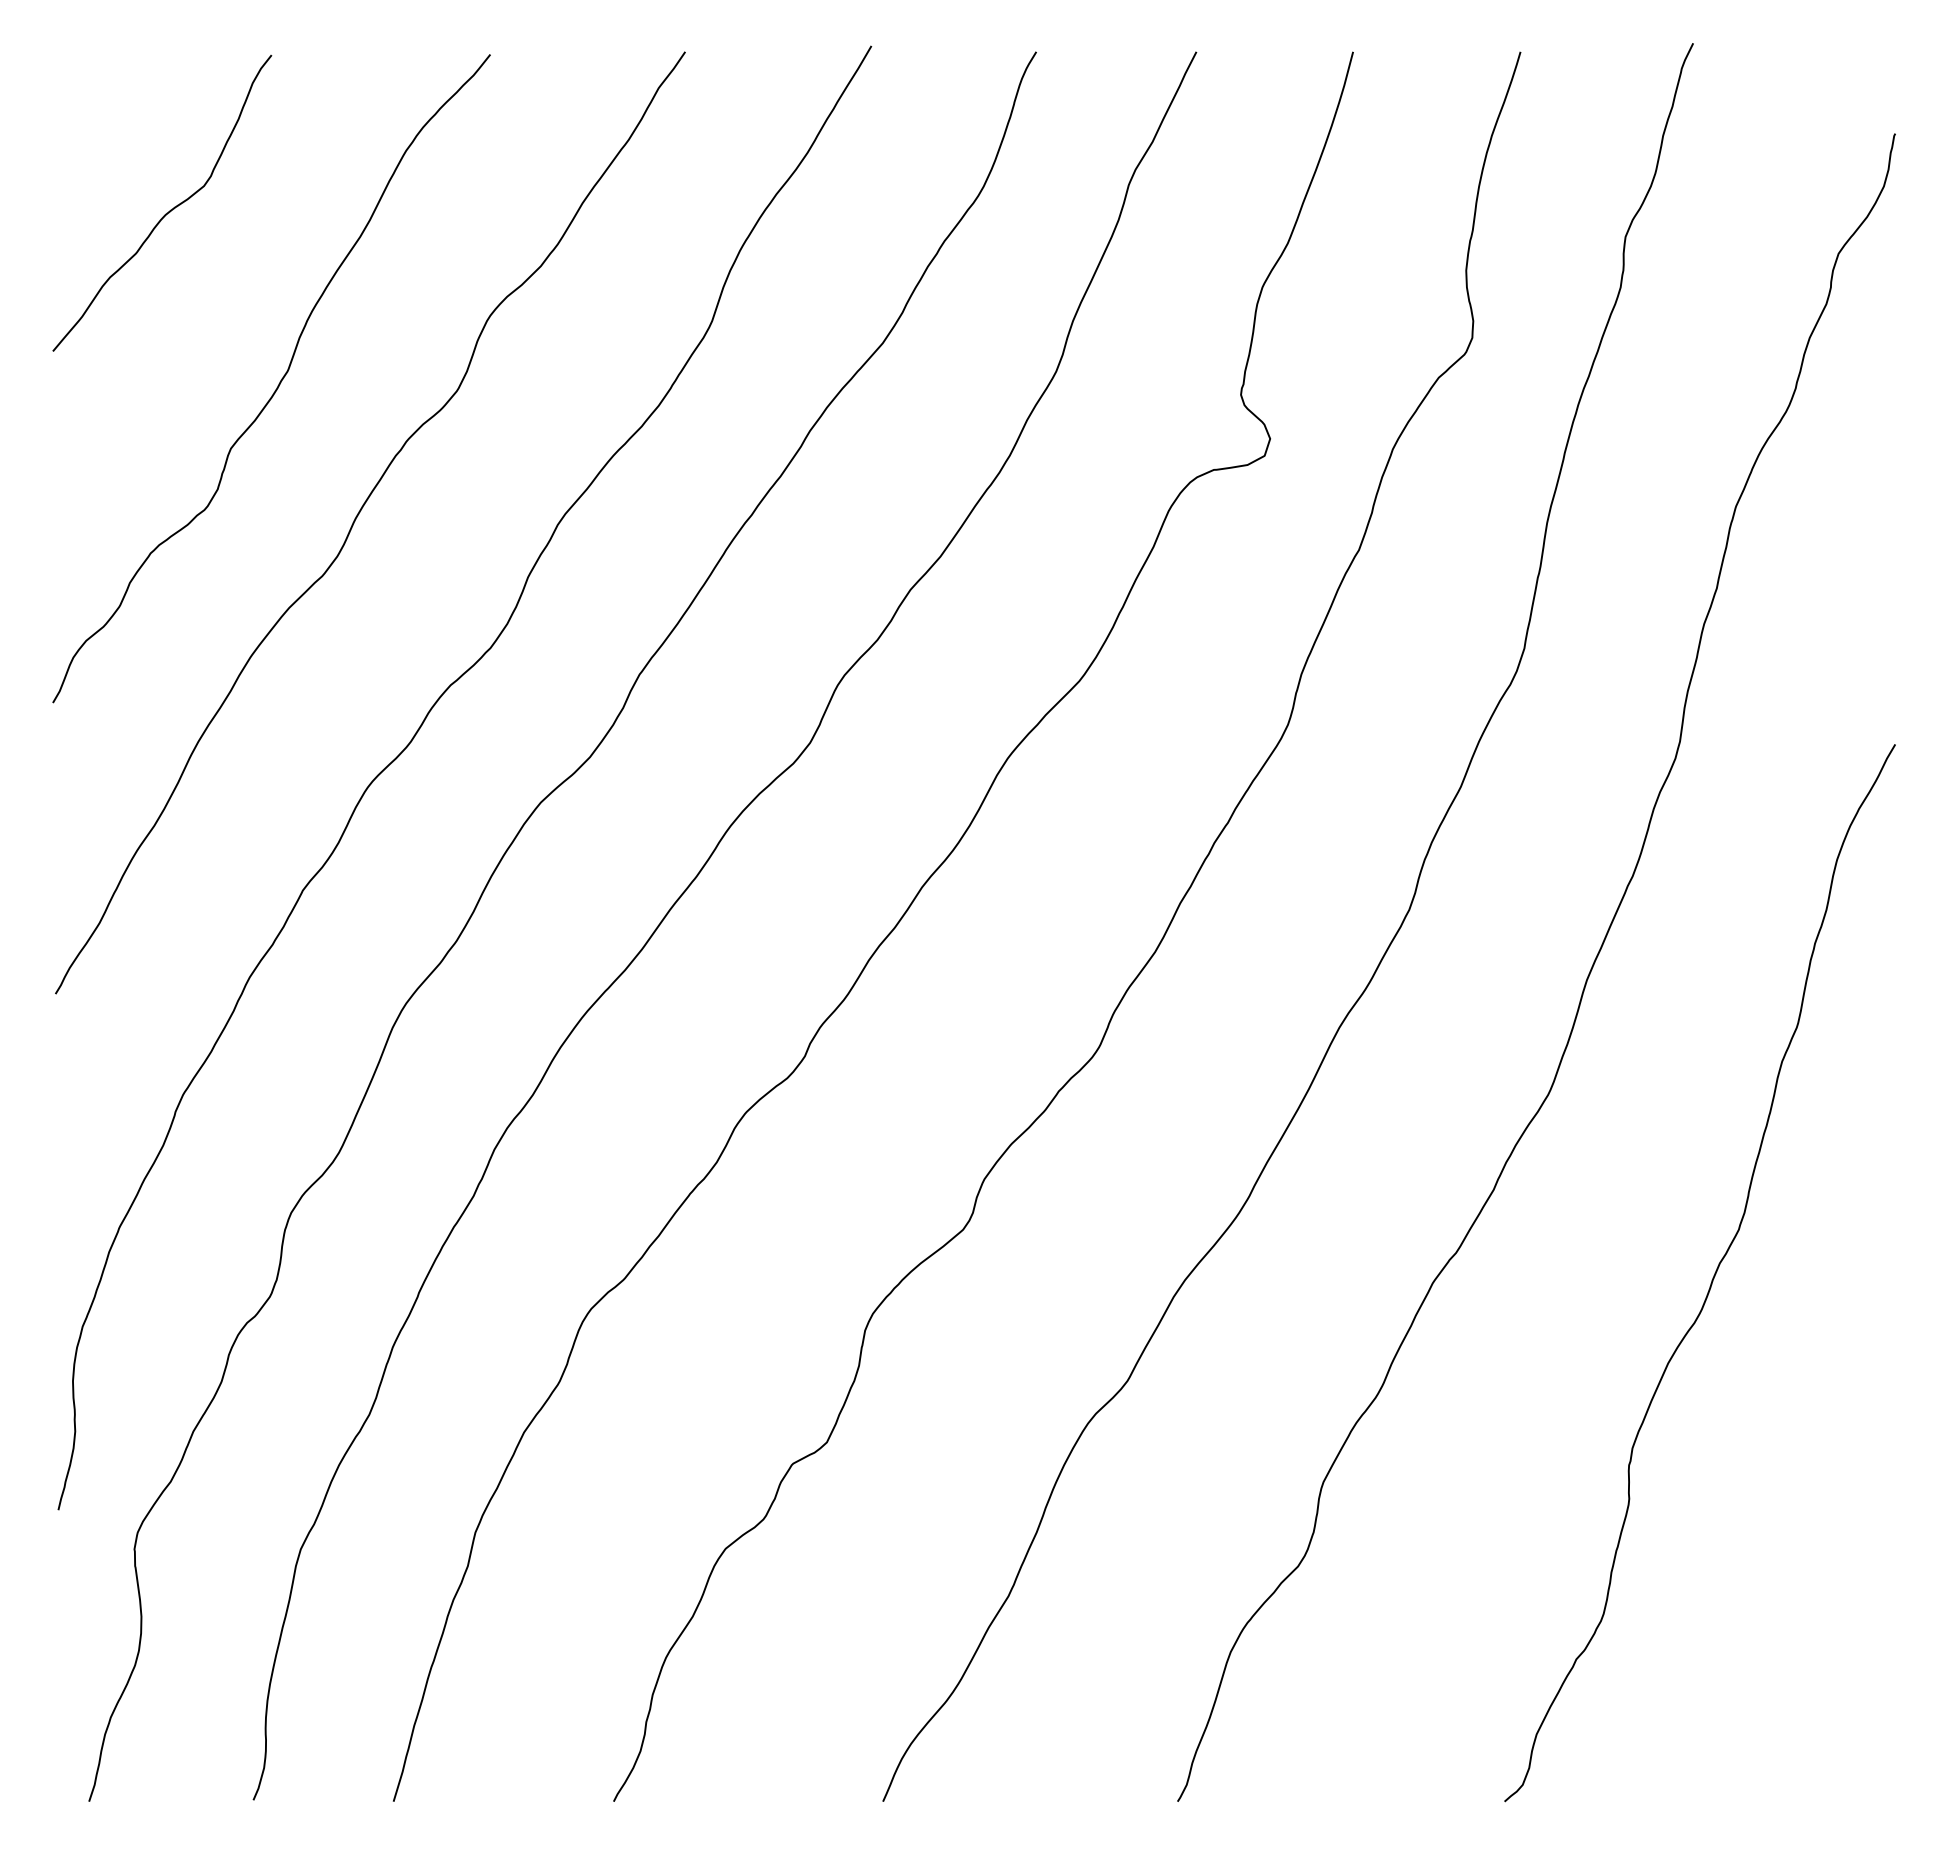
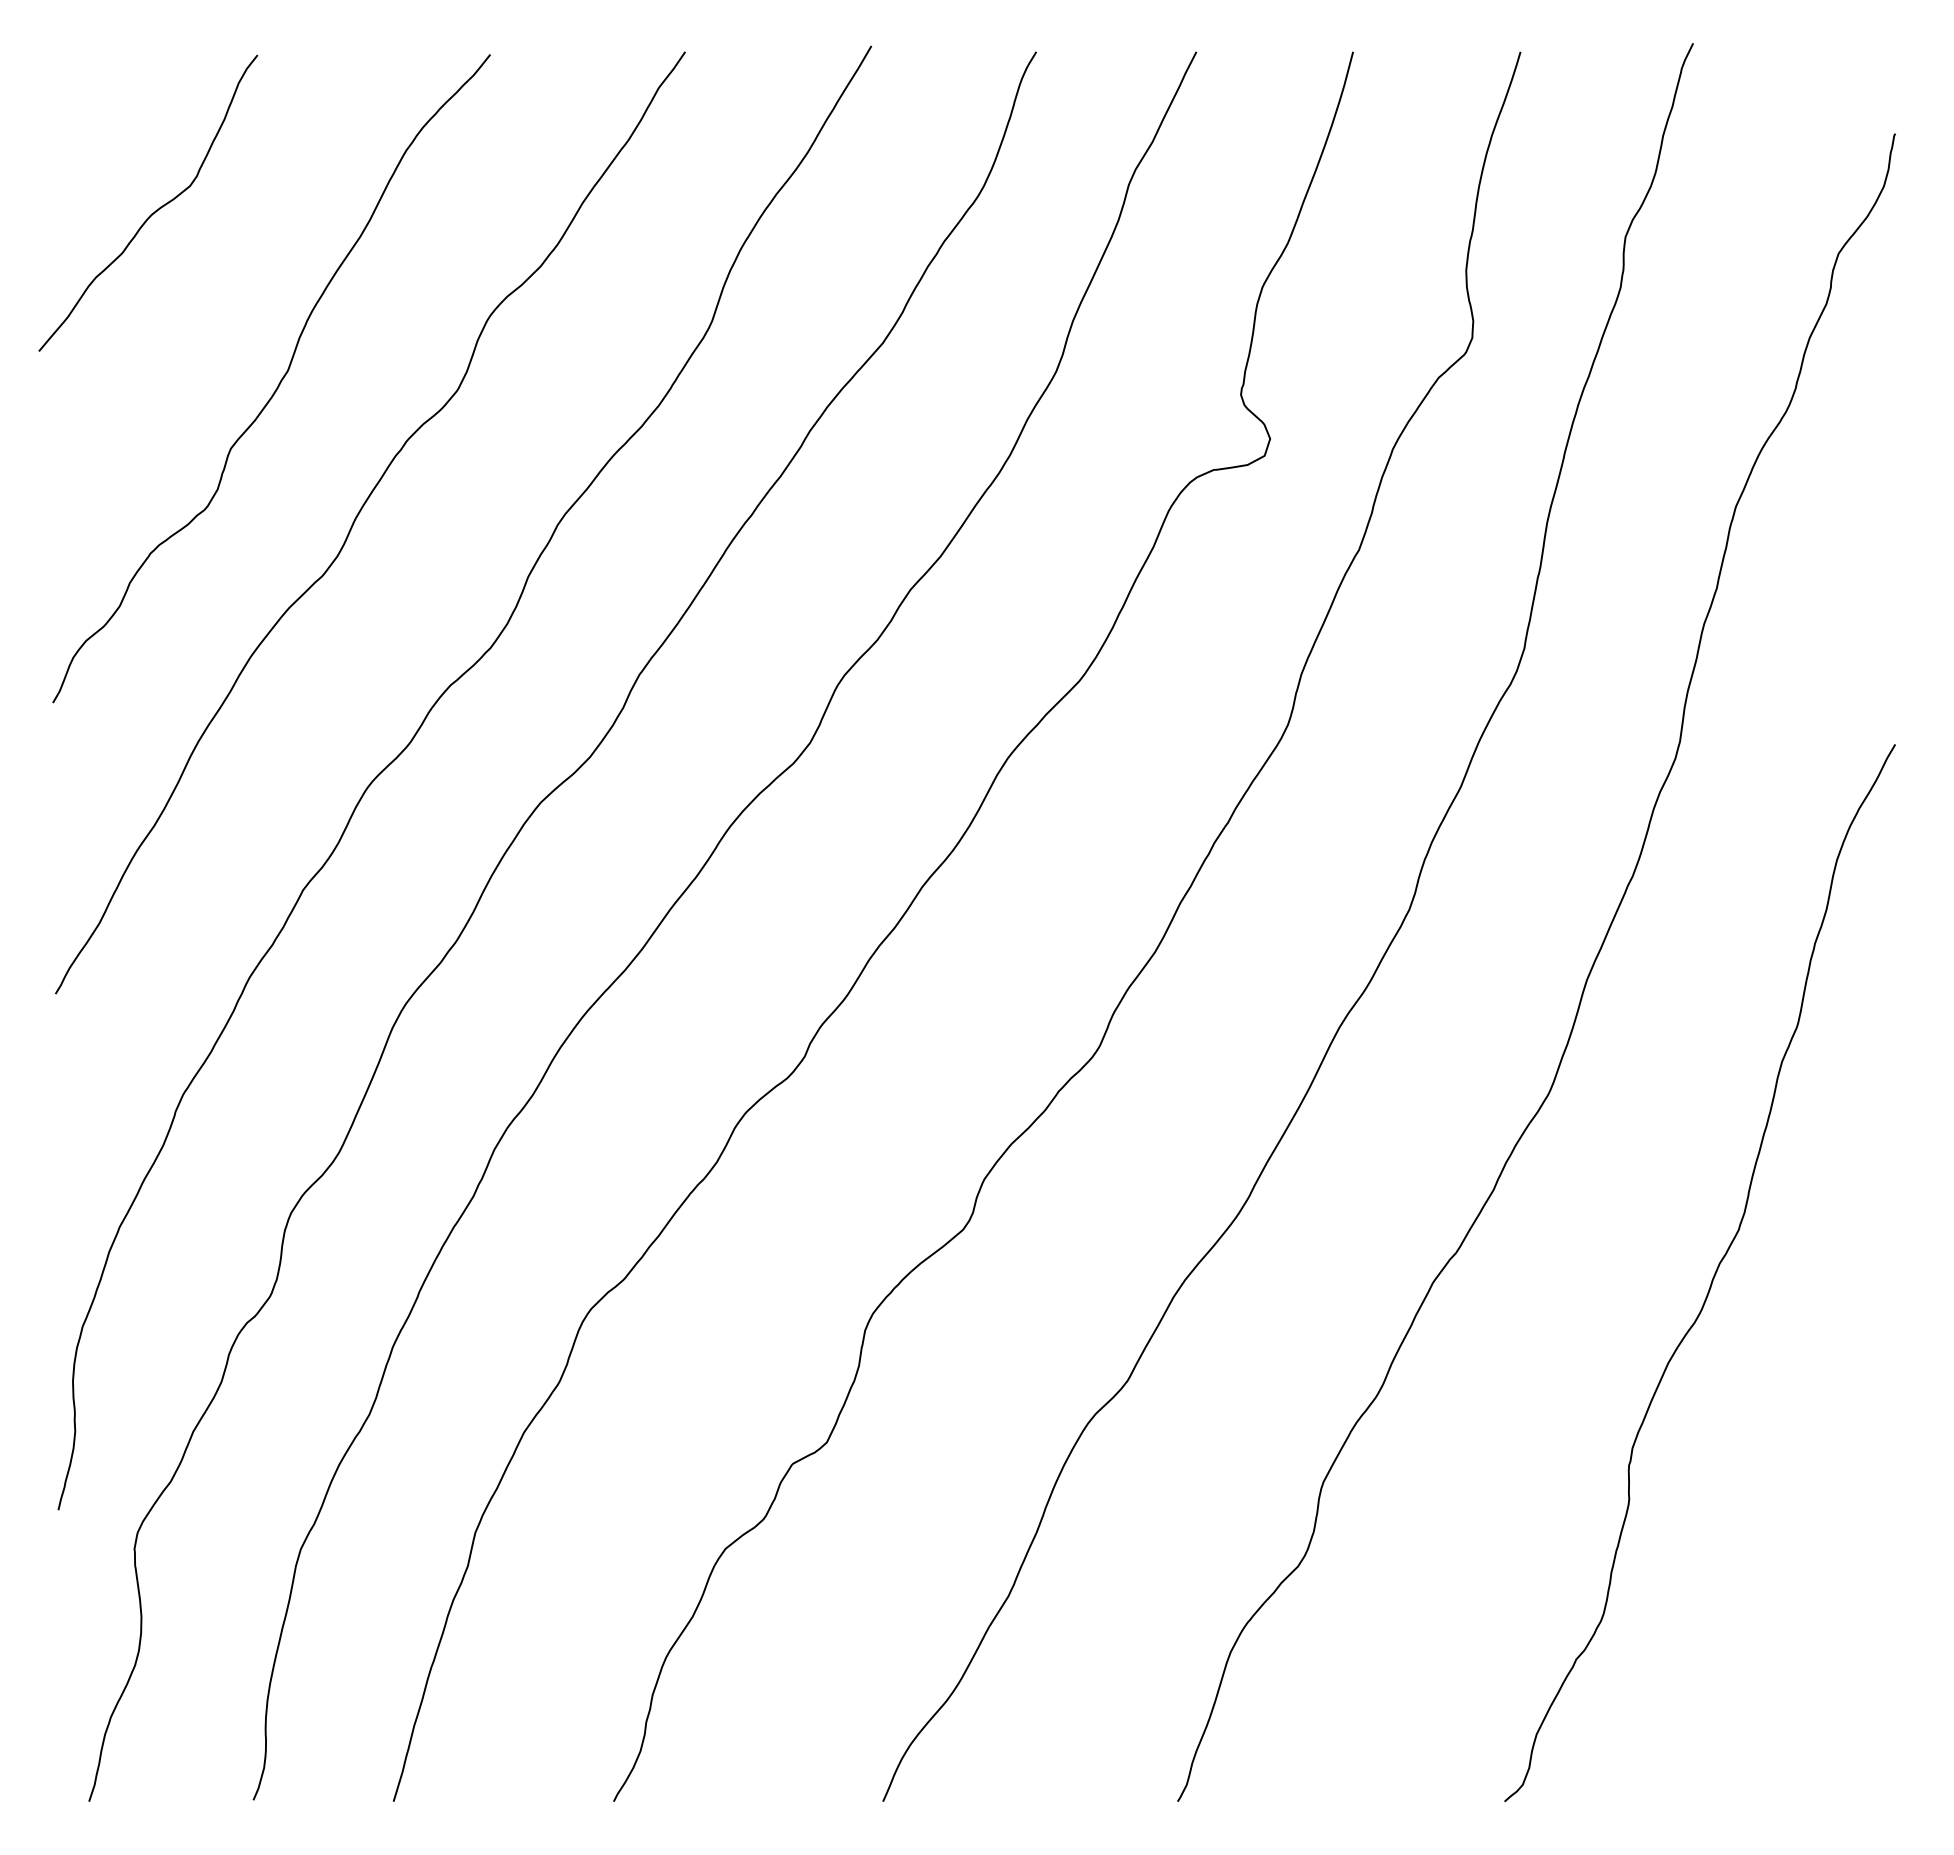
curve position: (169, 210) -> (155, 210) (155, 210)
